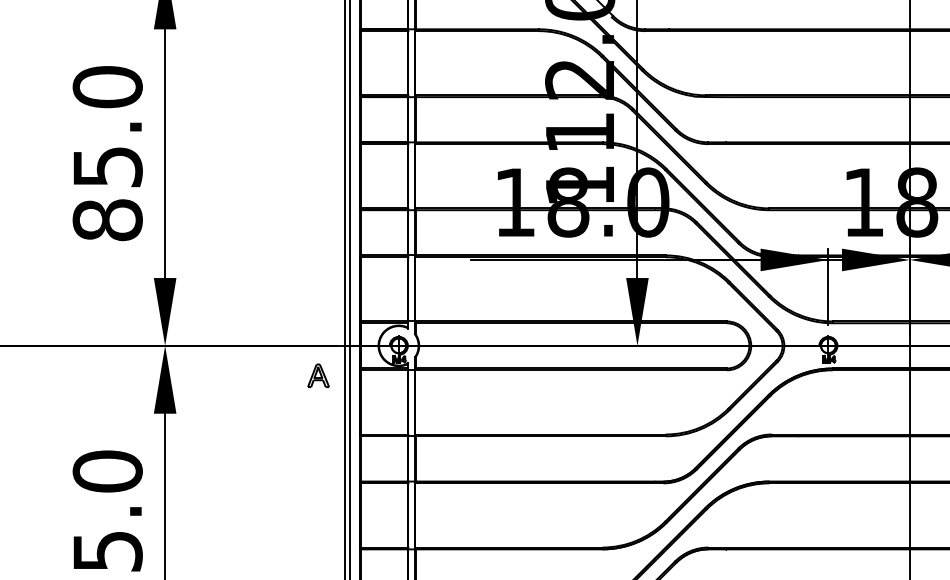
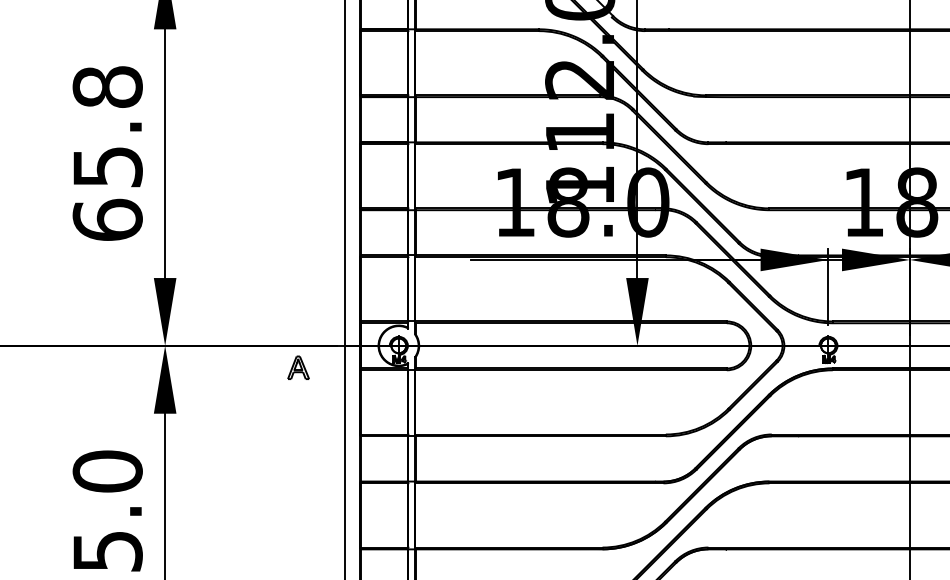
text: 85.0 -> 65.8 (107, 153)
line: present -> none (349, 289)
part position: (318, 375) -> (298, 367) (298, 367)
